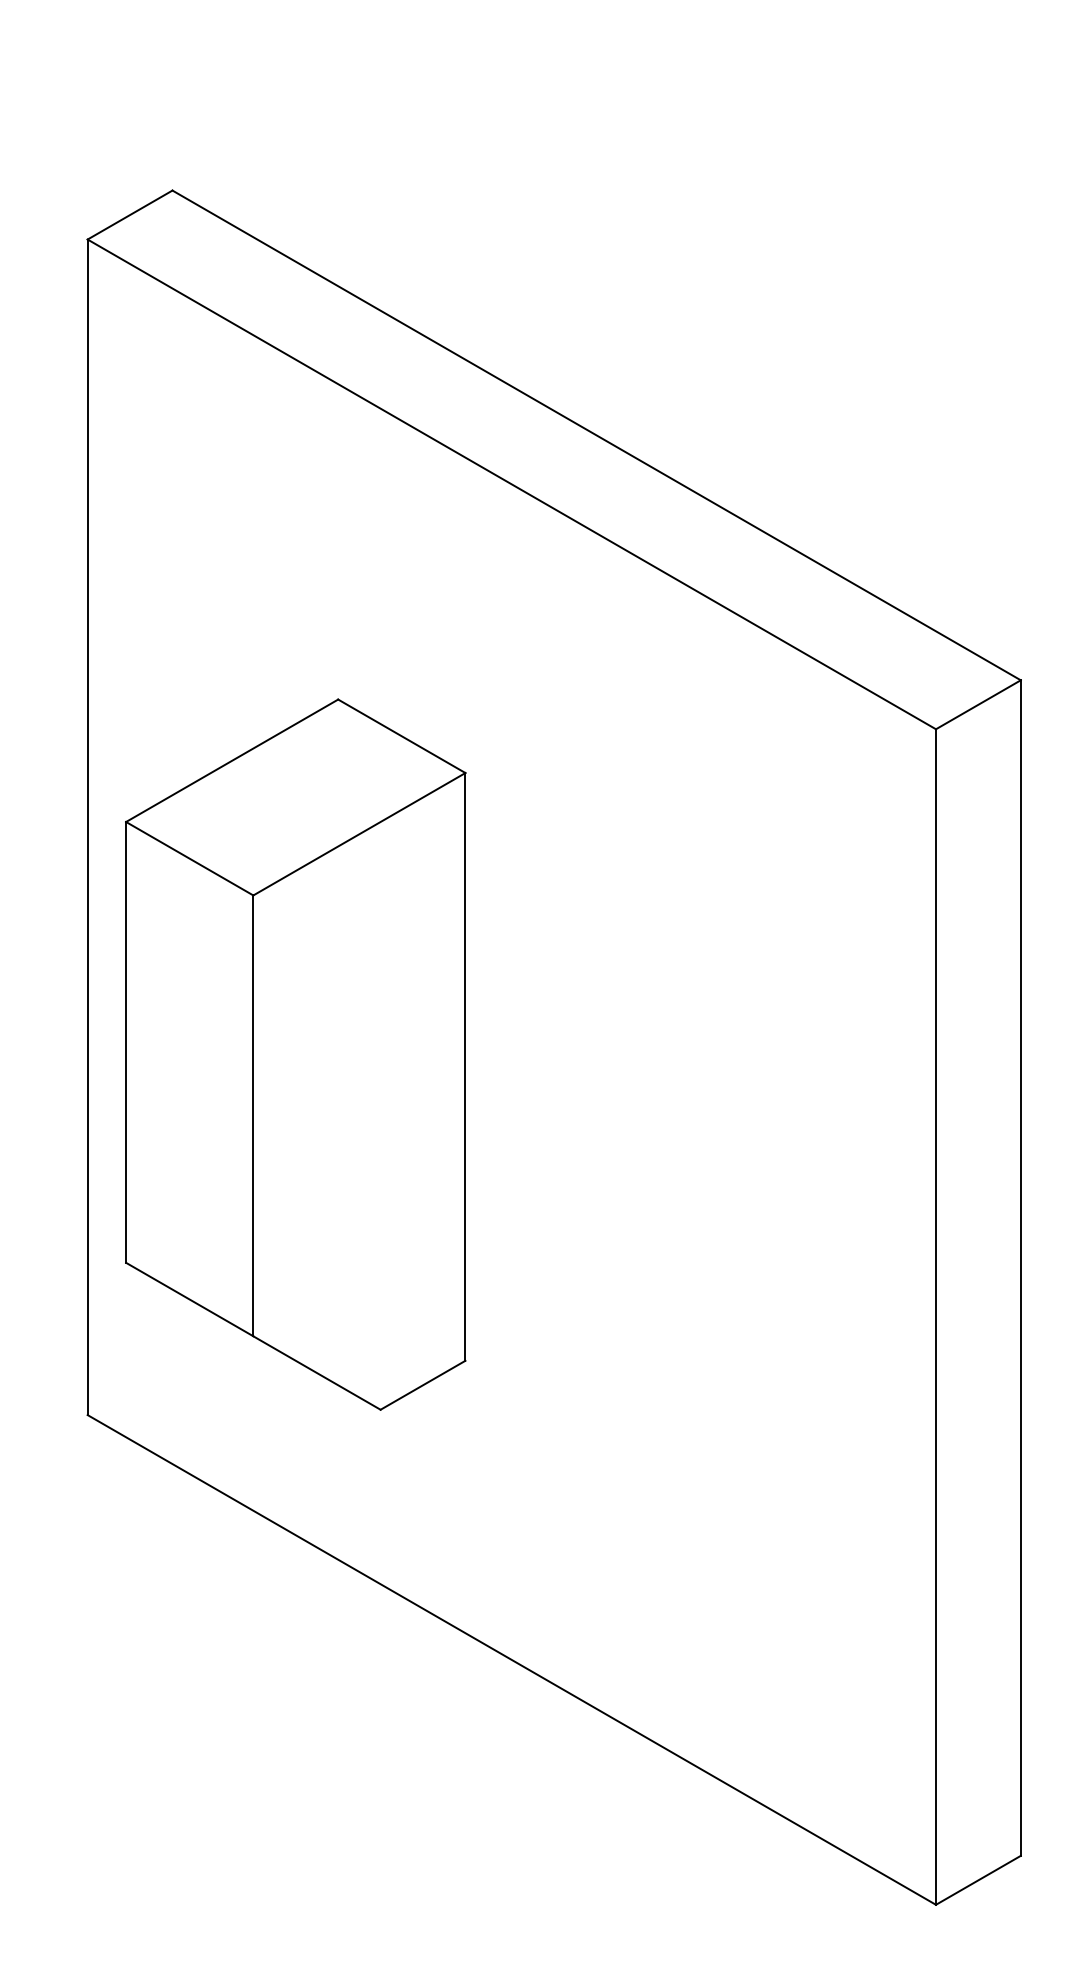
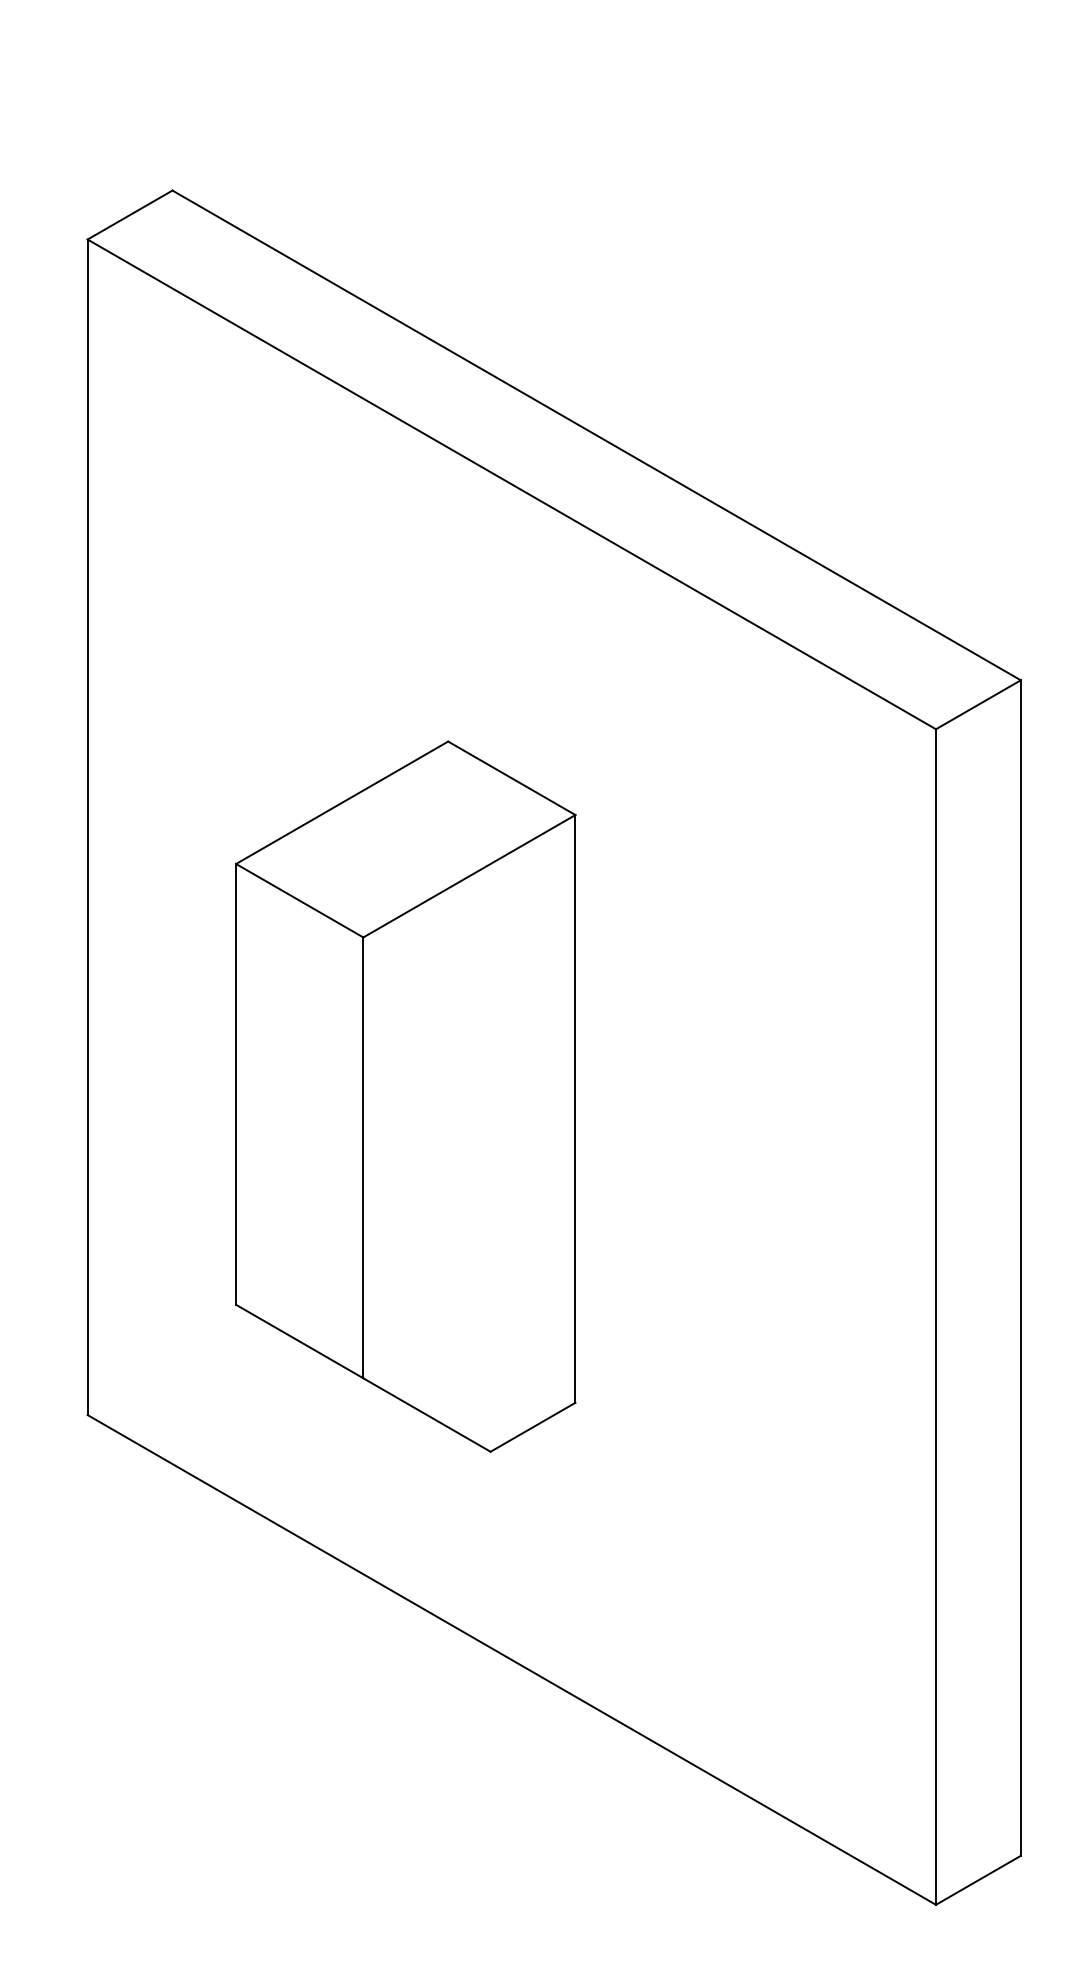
part position: (295, 1054) -> (405, 1096) (405, 1096)
